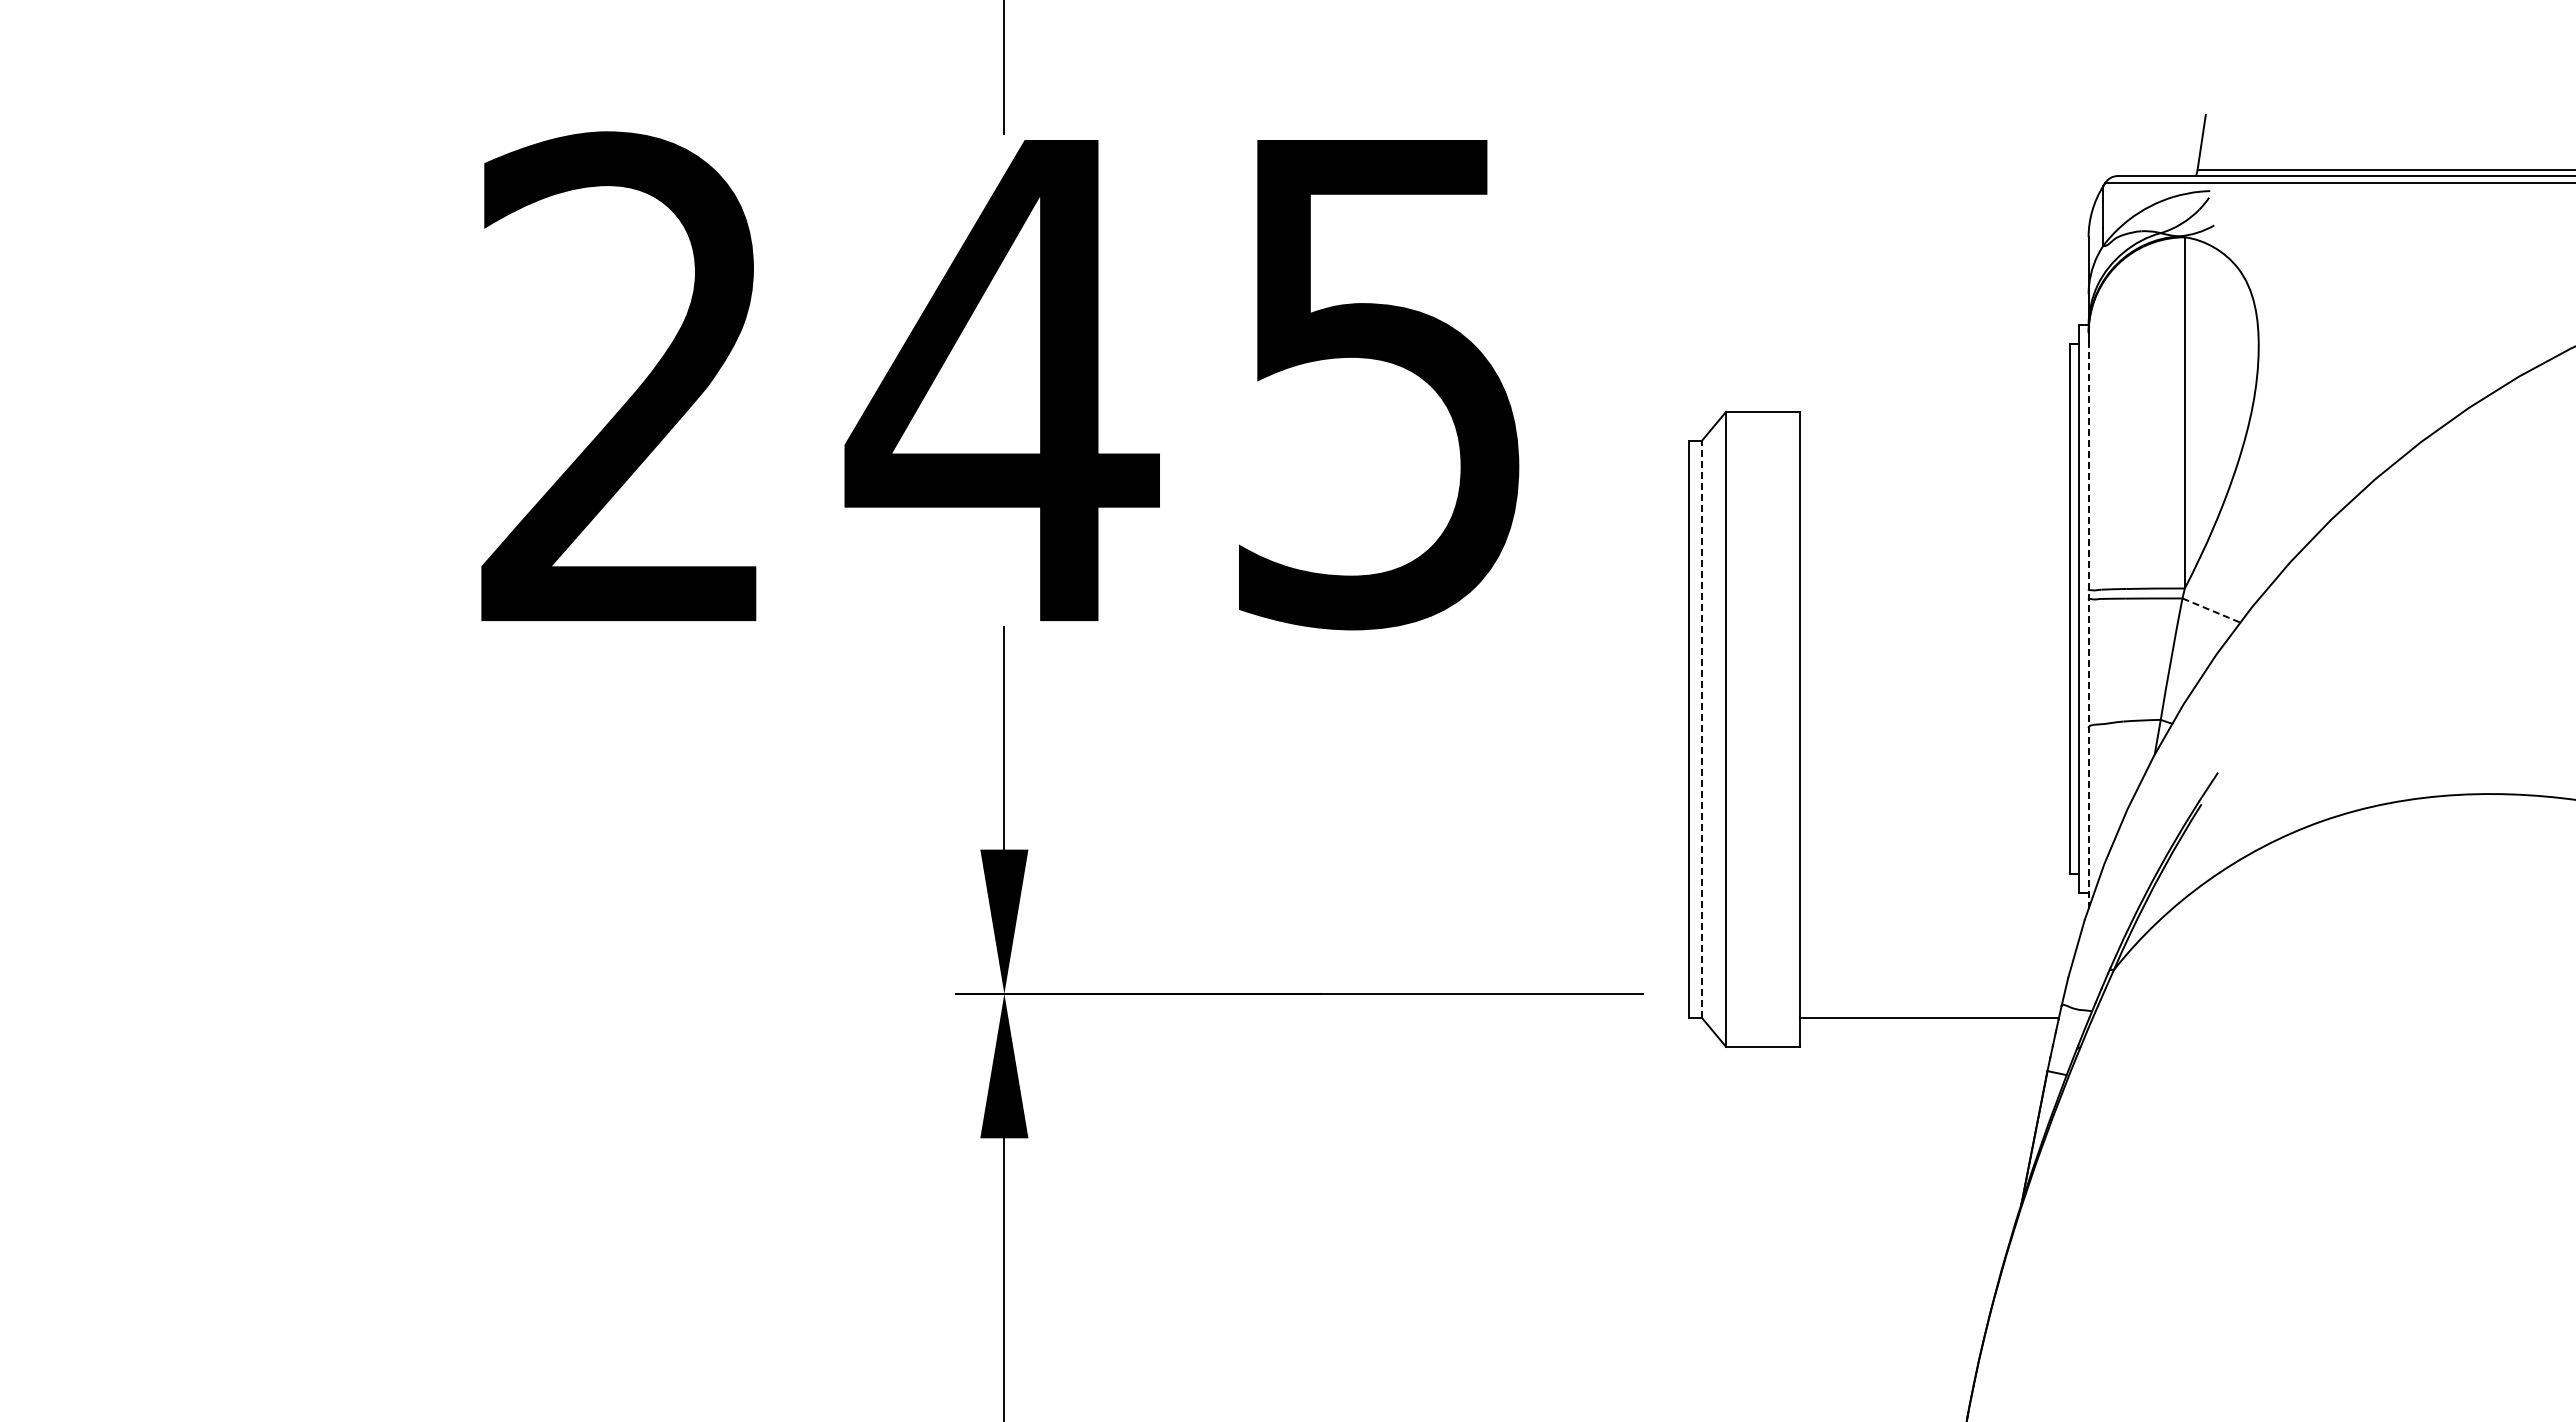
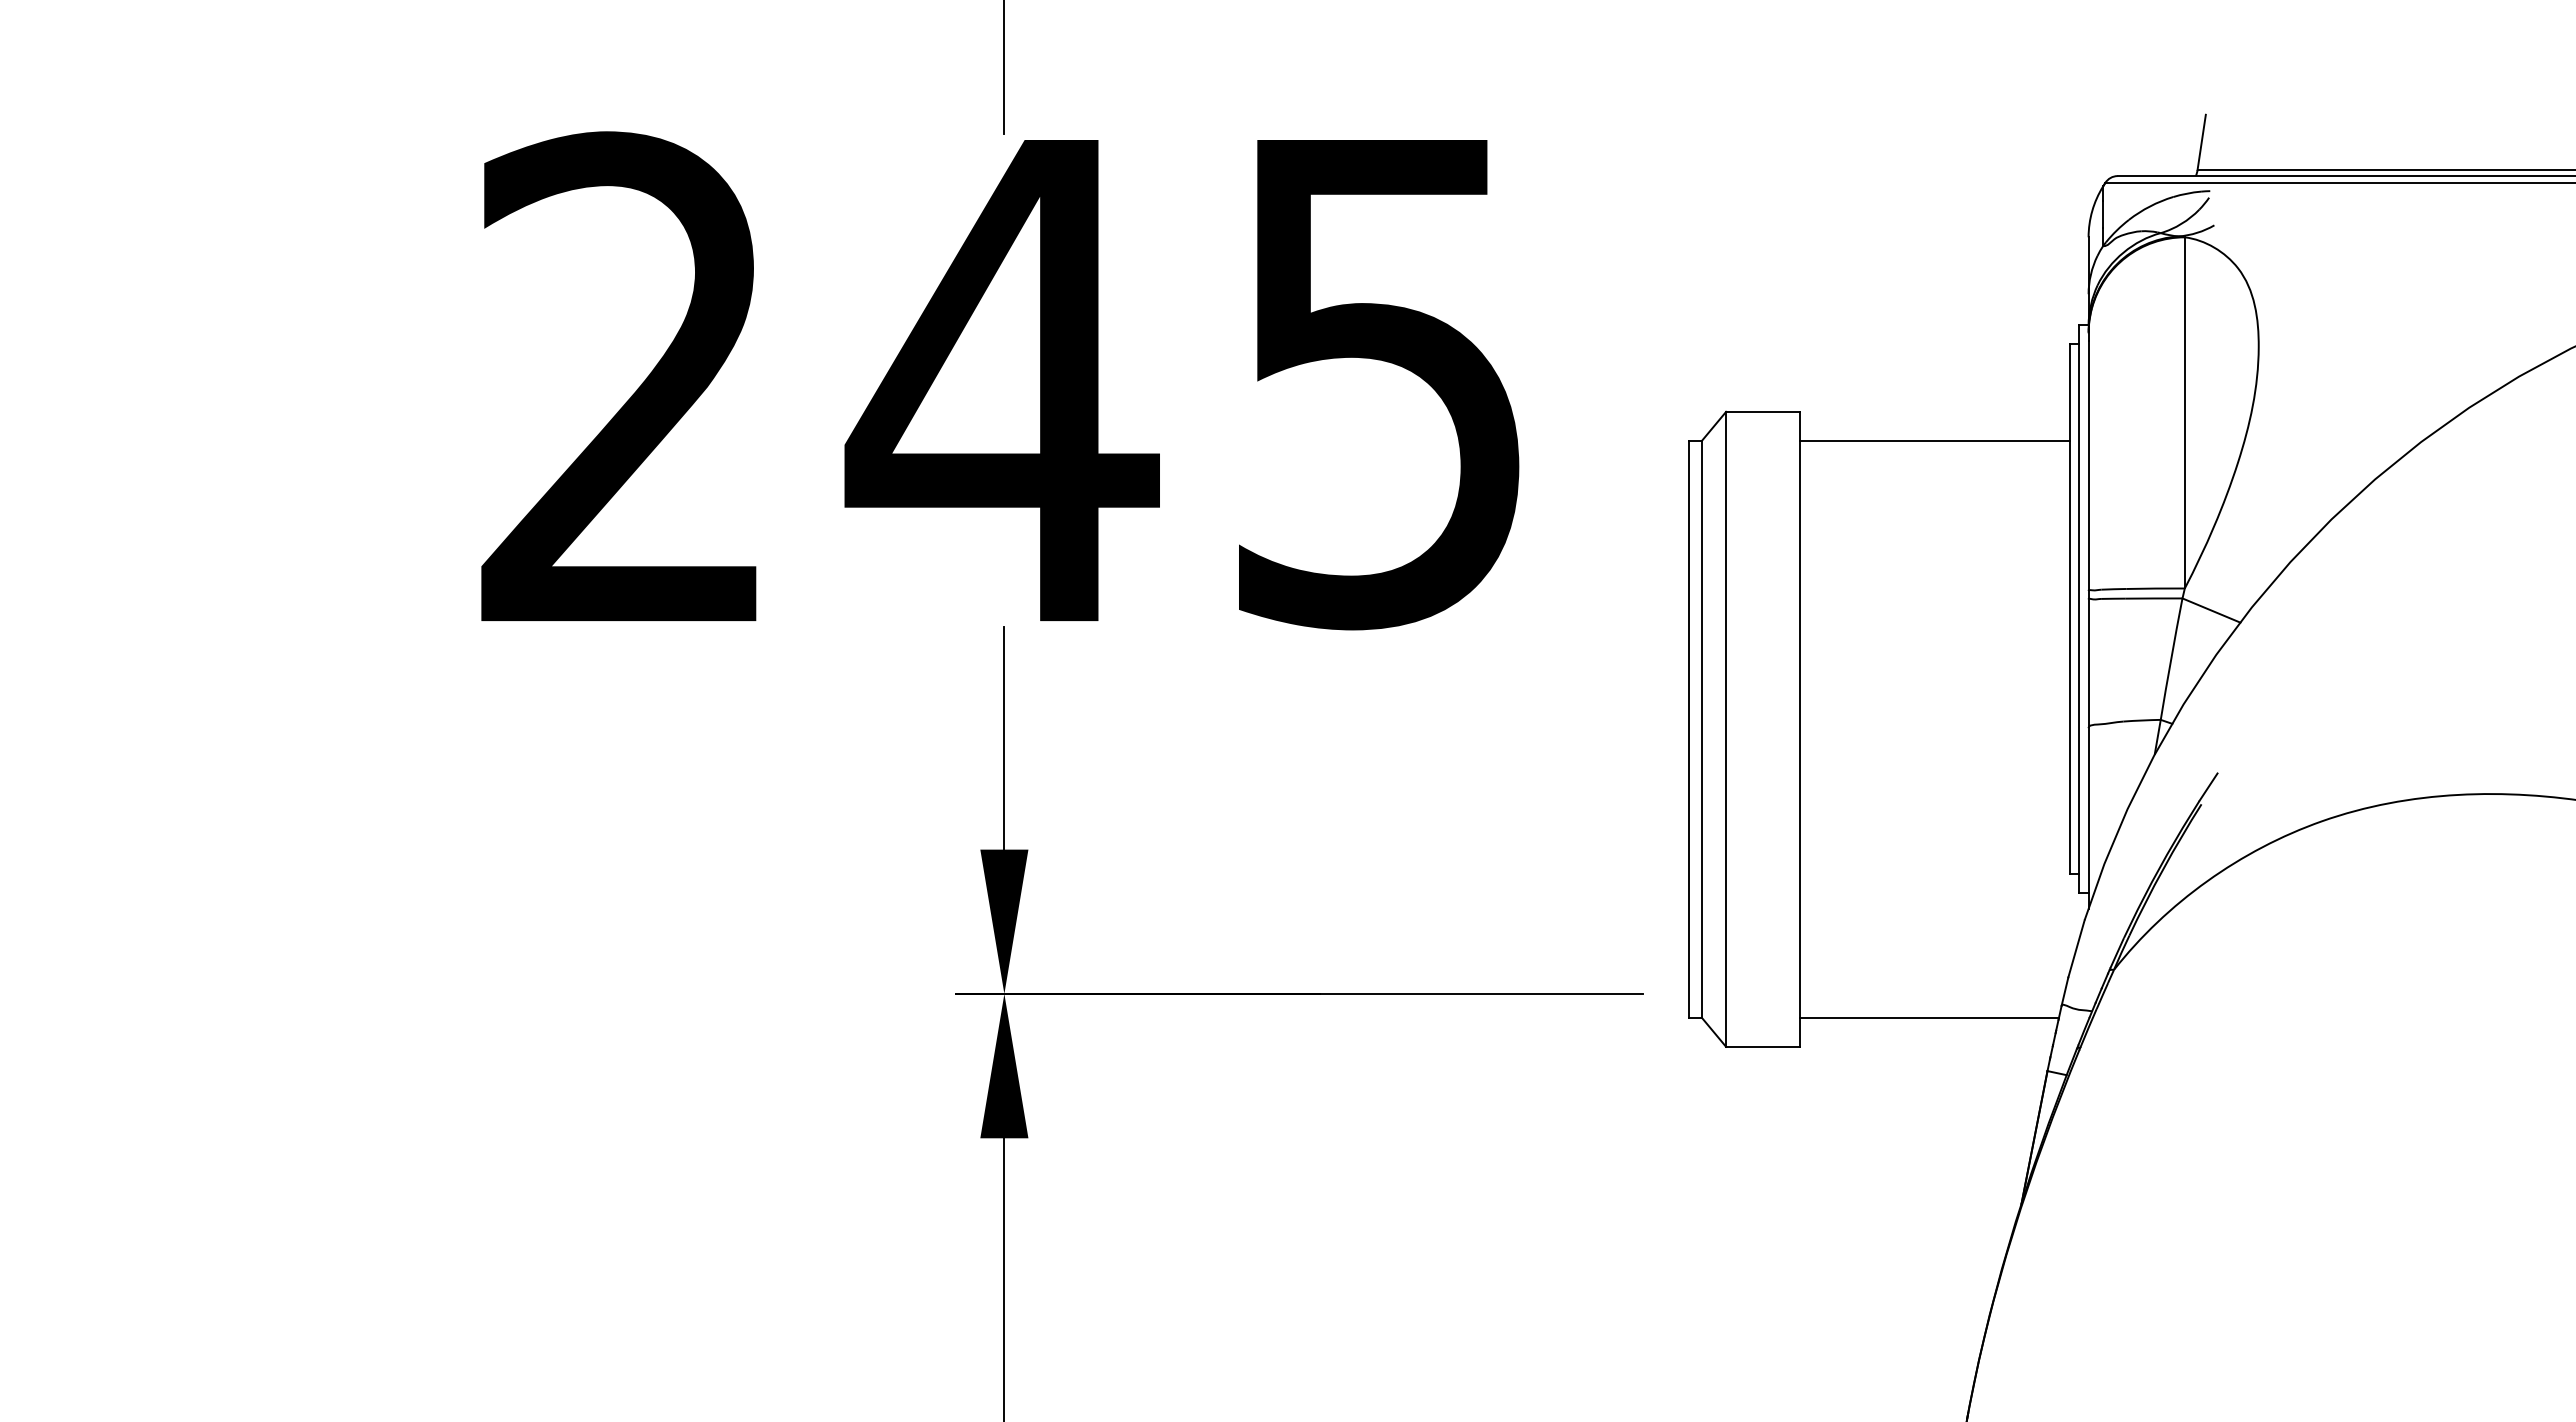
line: none -> present (1934, 440)
line: dashed -> solid (2211, 610)
line: dashed -> solid (2088, 625)
line: dashed -> solid (1702, 729)
